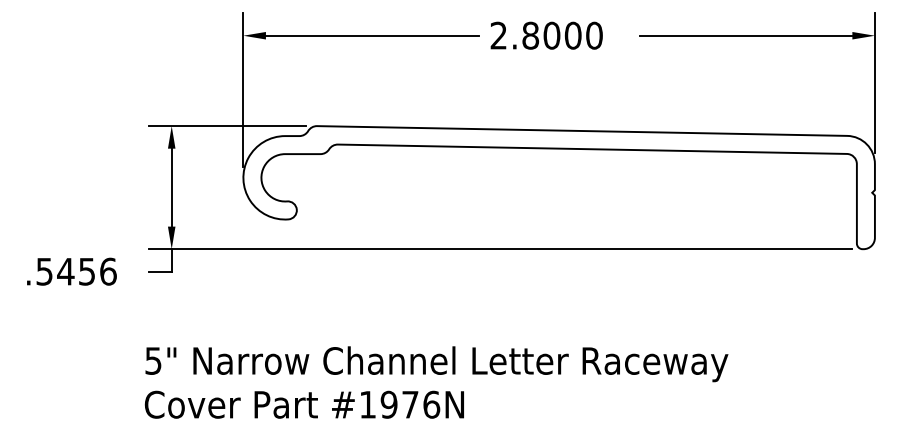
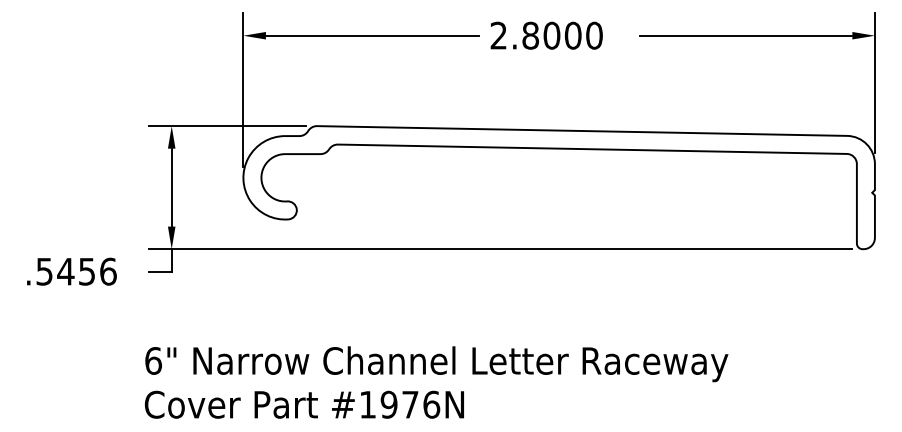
text: 5" -> 6" (153, 360)
